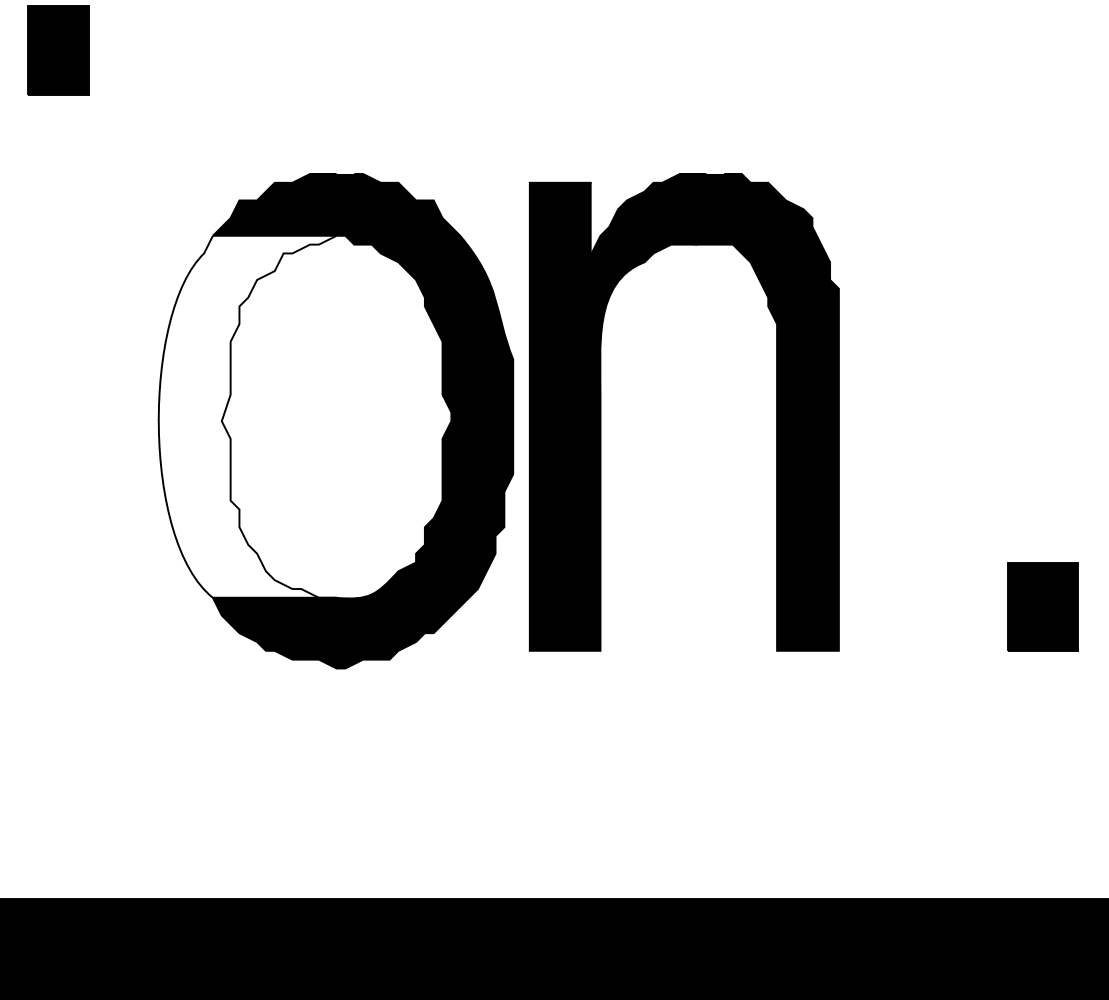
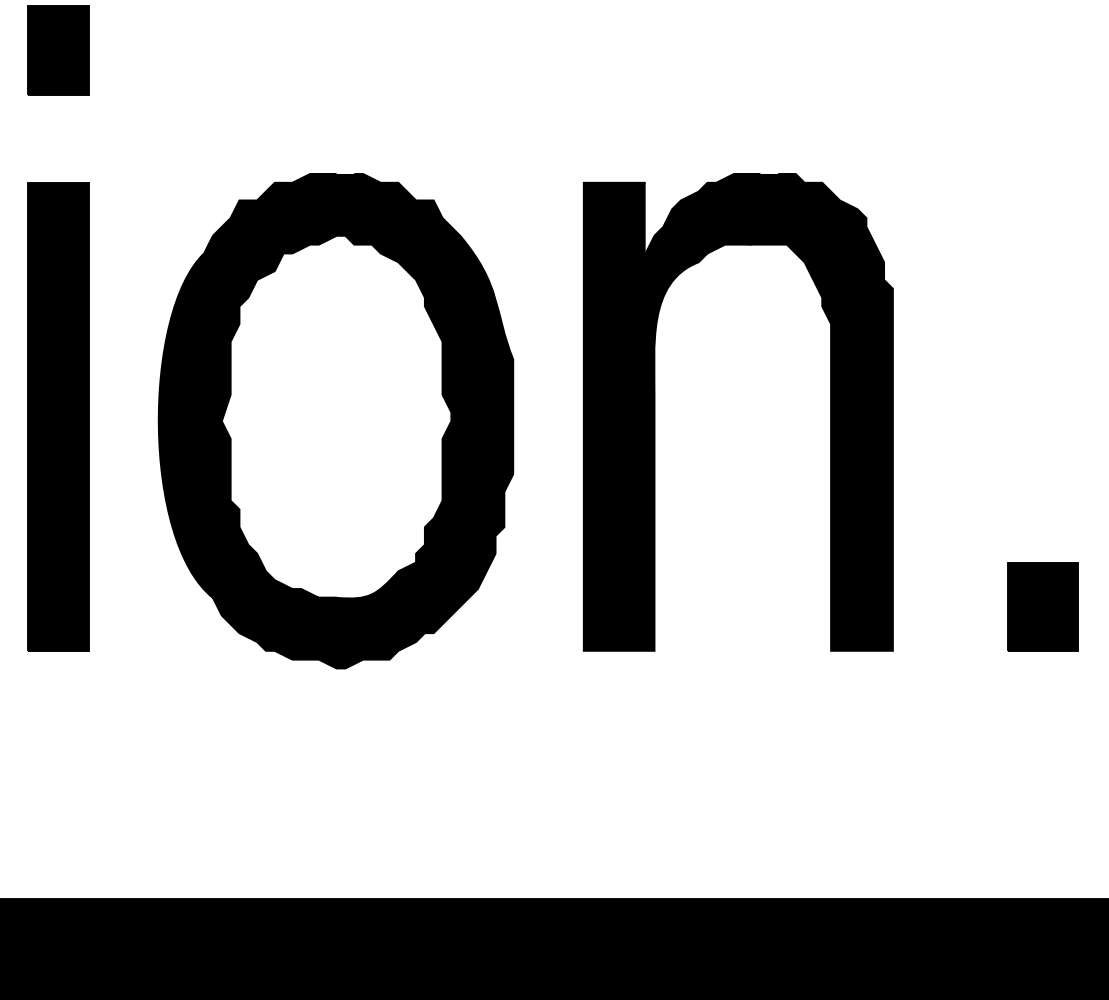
part position: (601, 412) -> (655, 412) (655, 412)
part: none -> present (58, 416)
fill: none -> present (247, 416)
